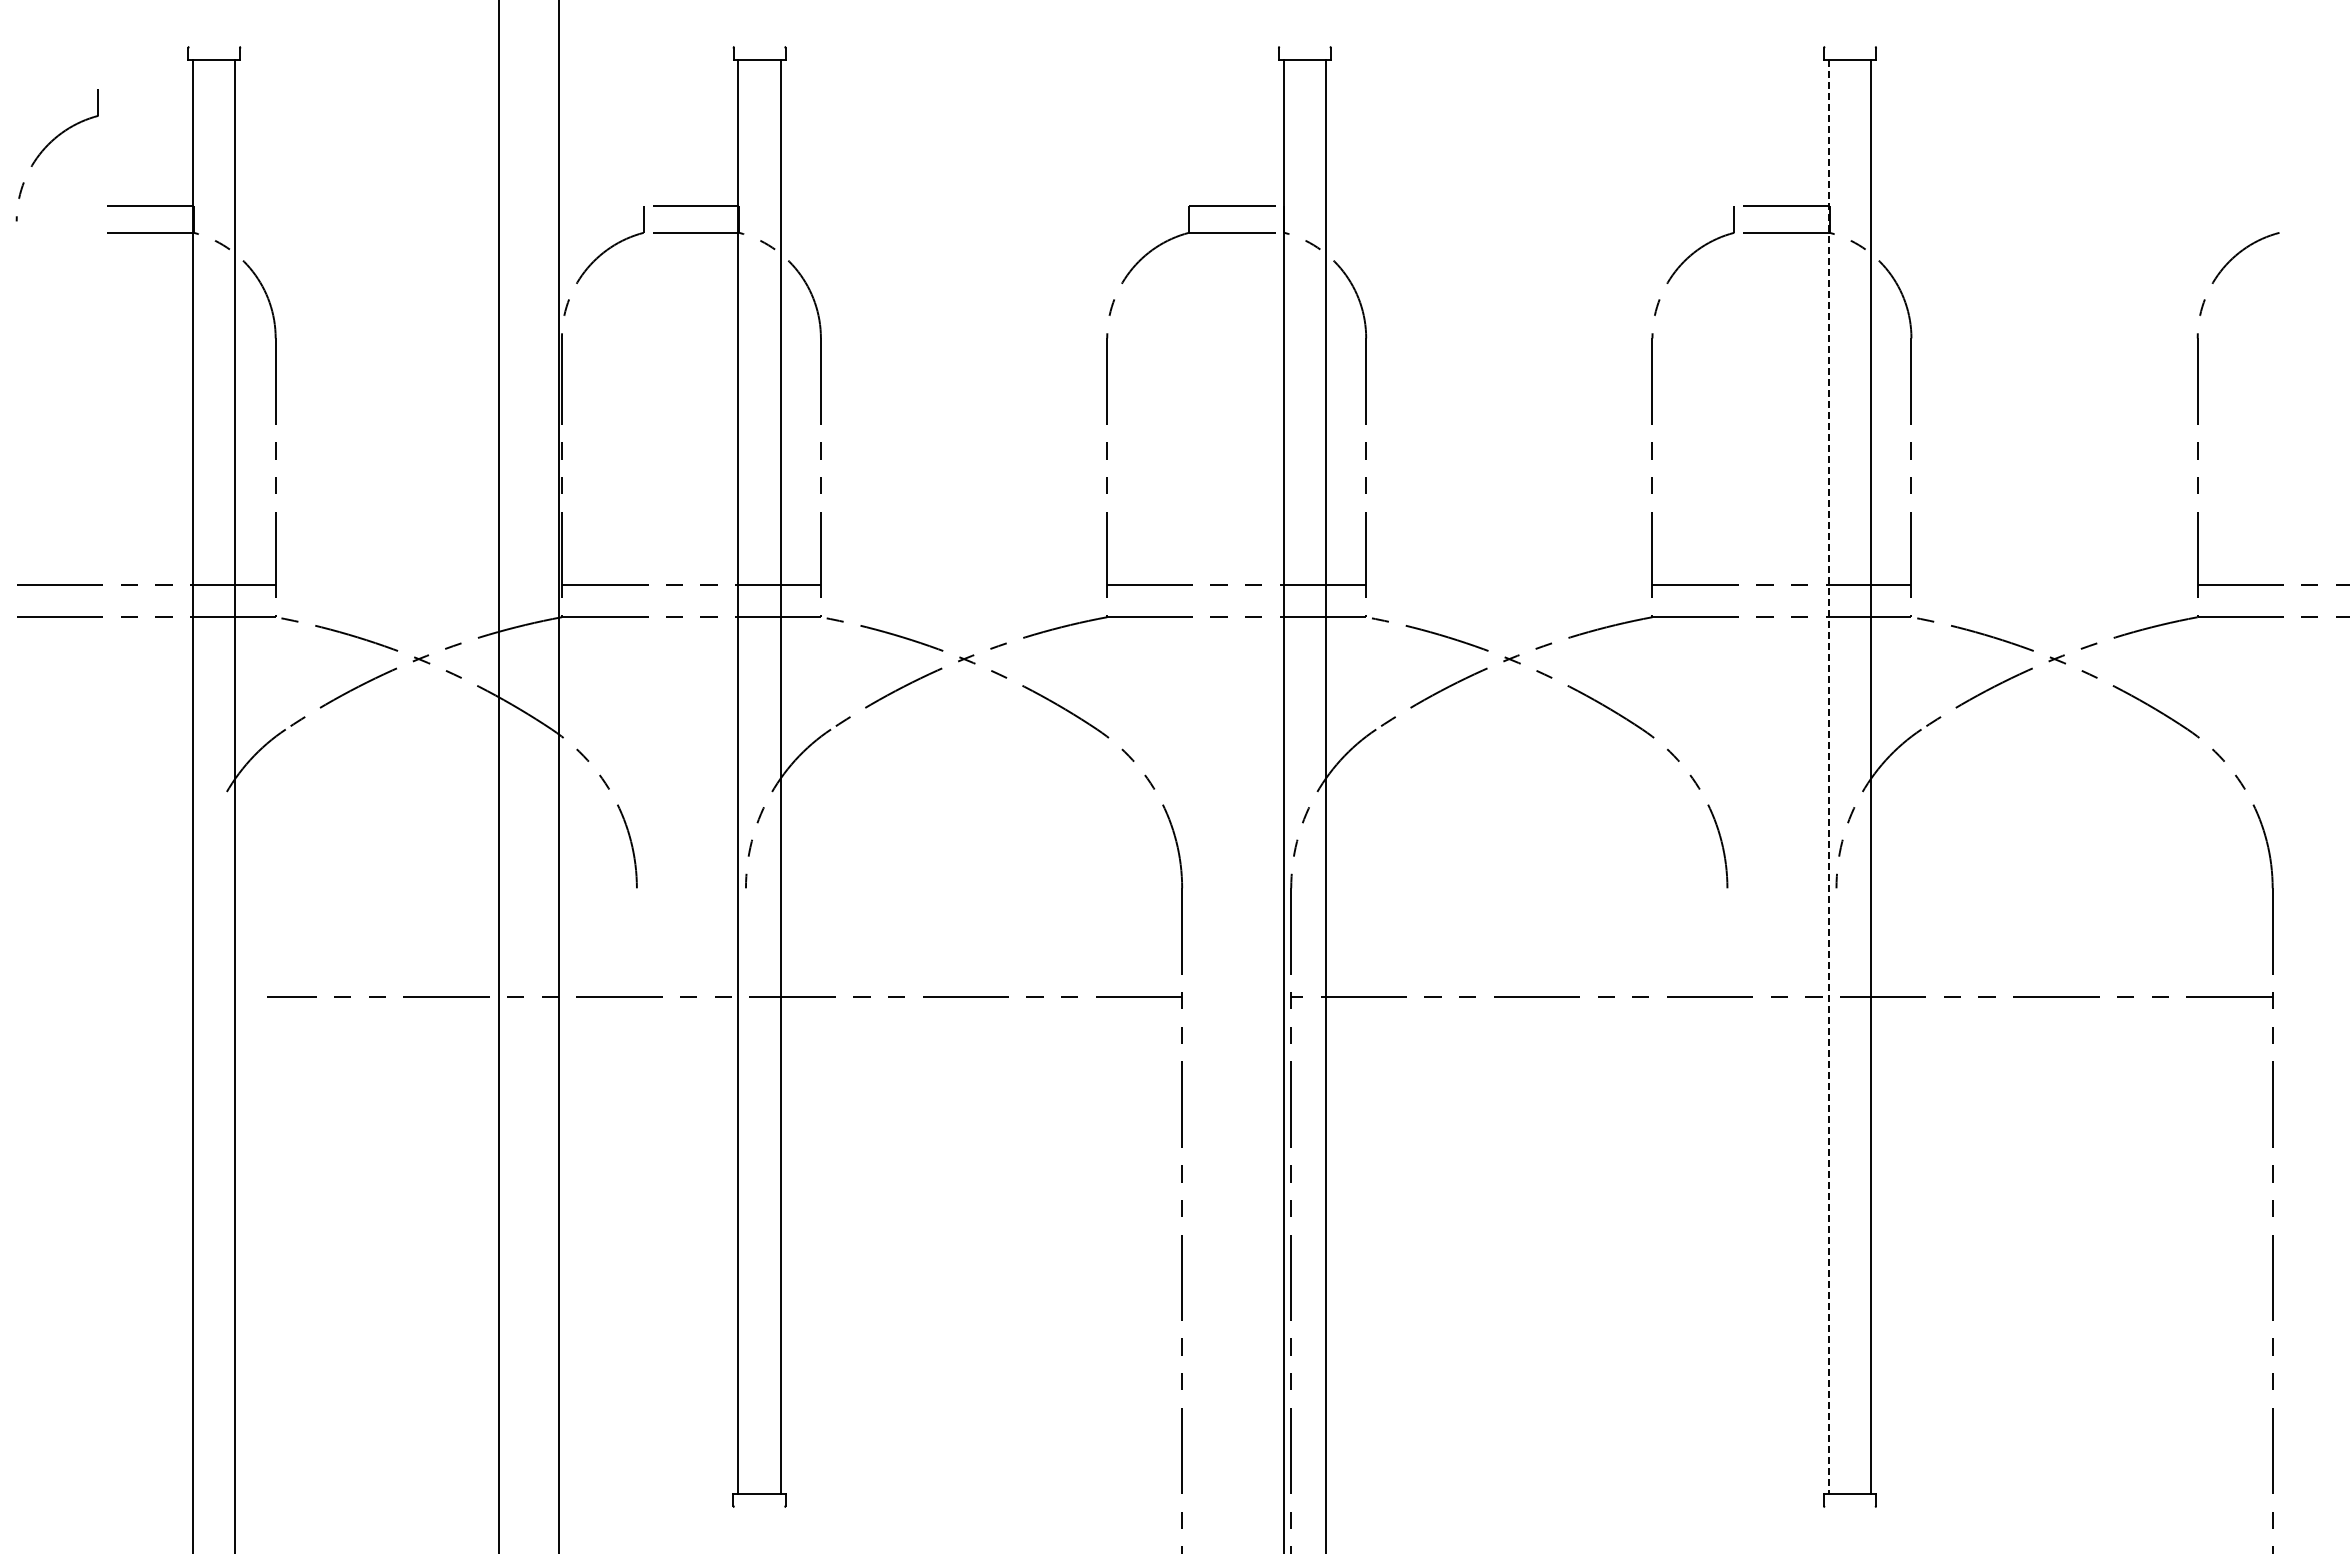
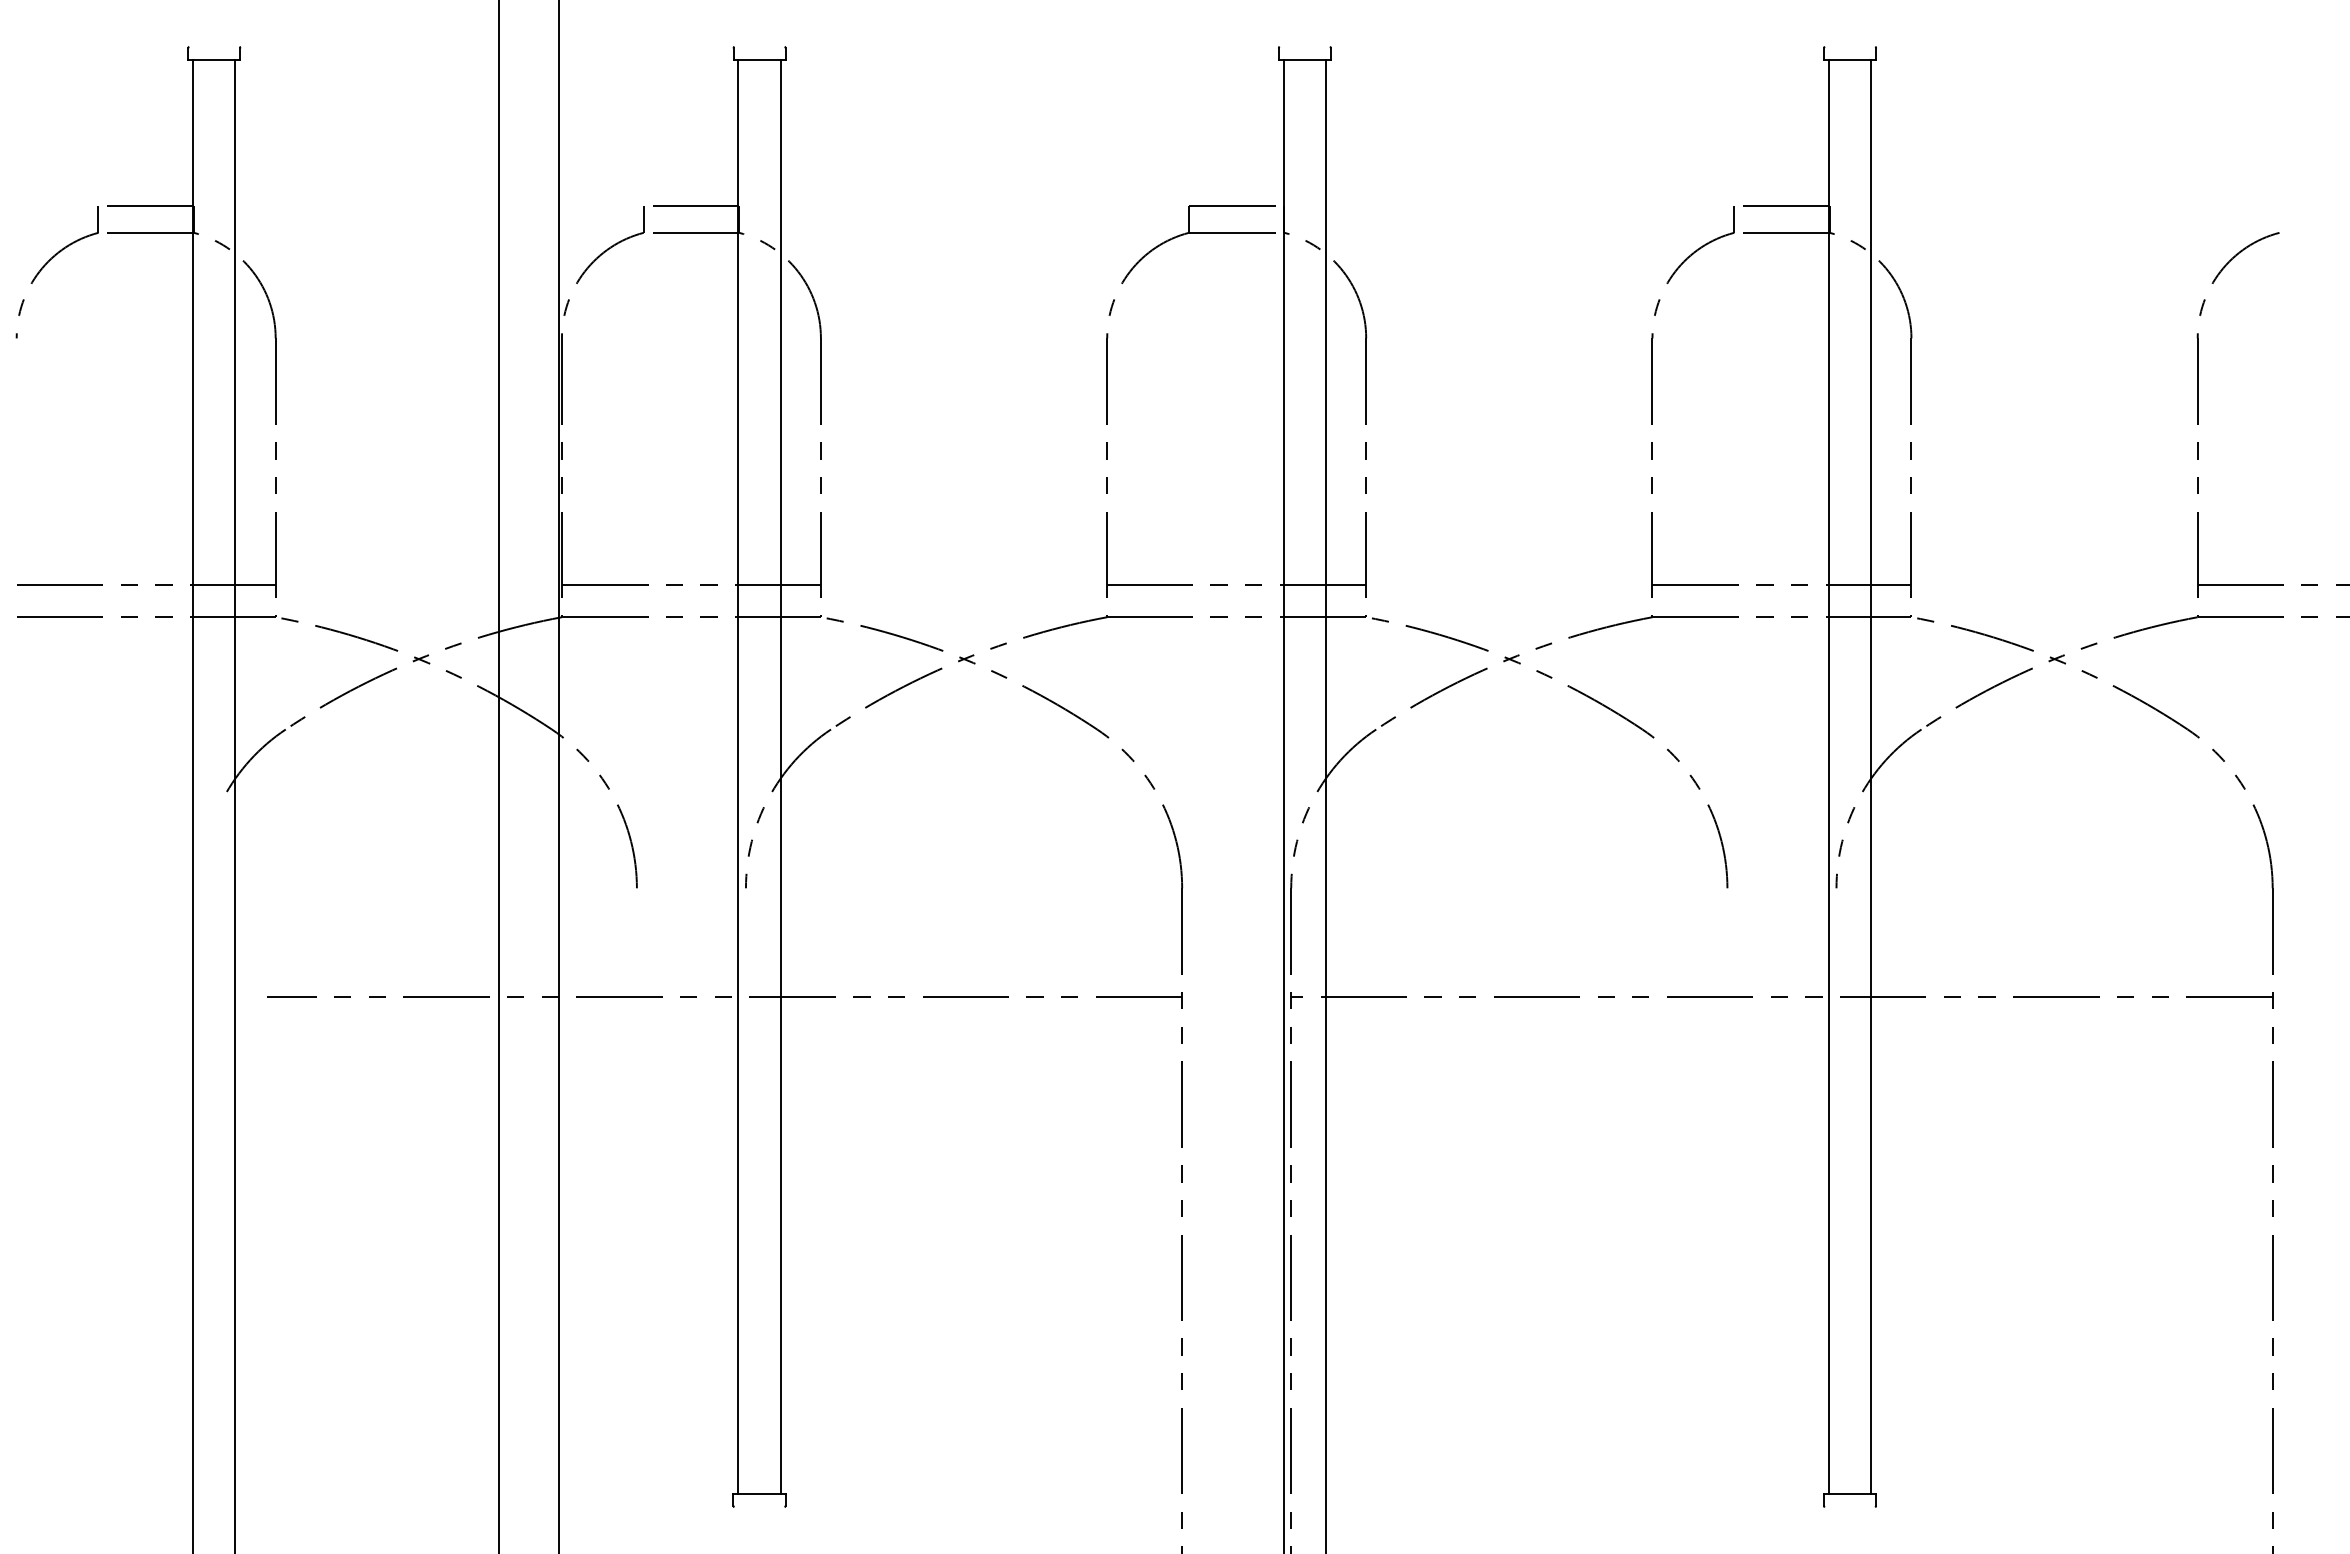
part position: (45, 149) -> (45, 266) (45, 266)
line: dashed -> solid (1828, 777)
